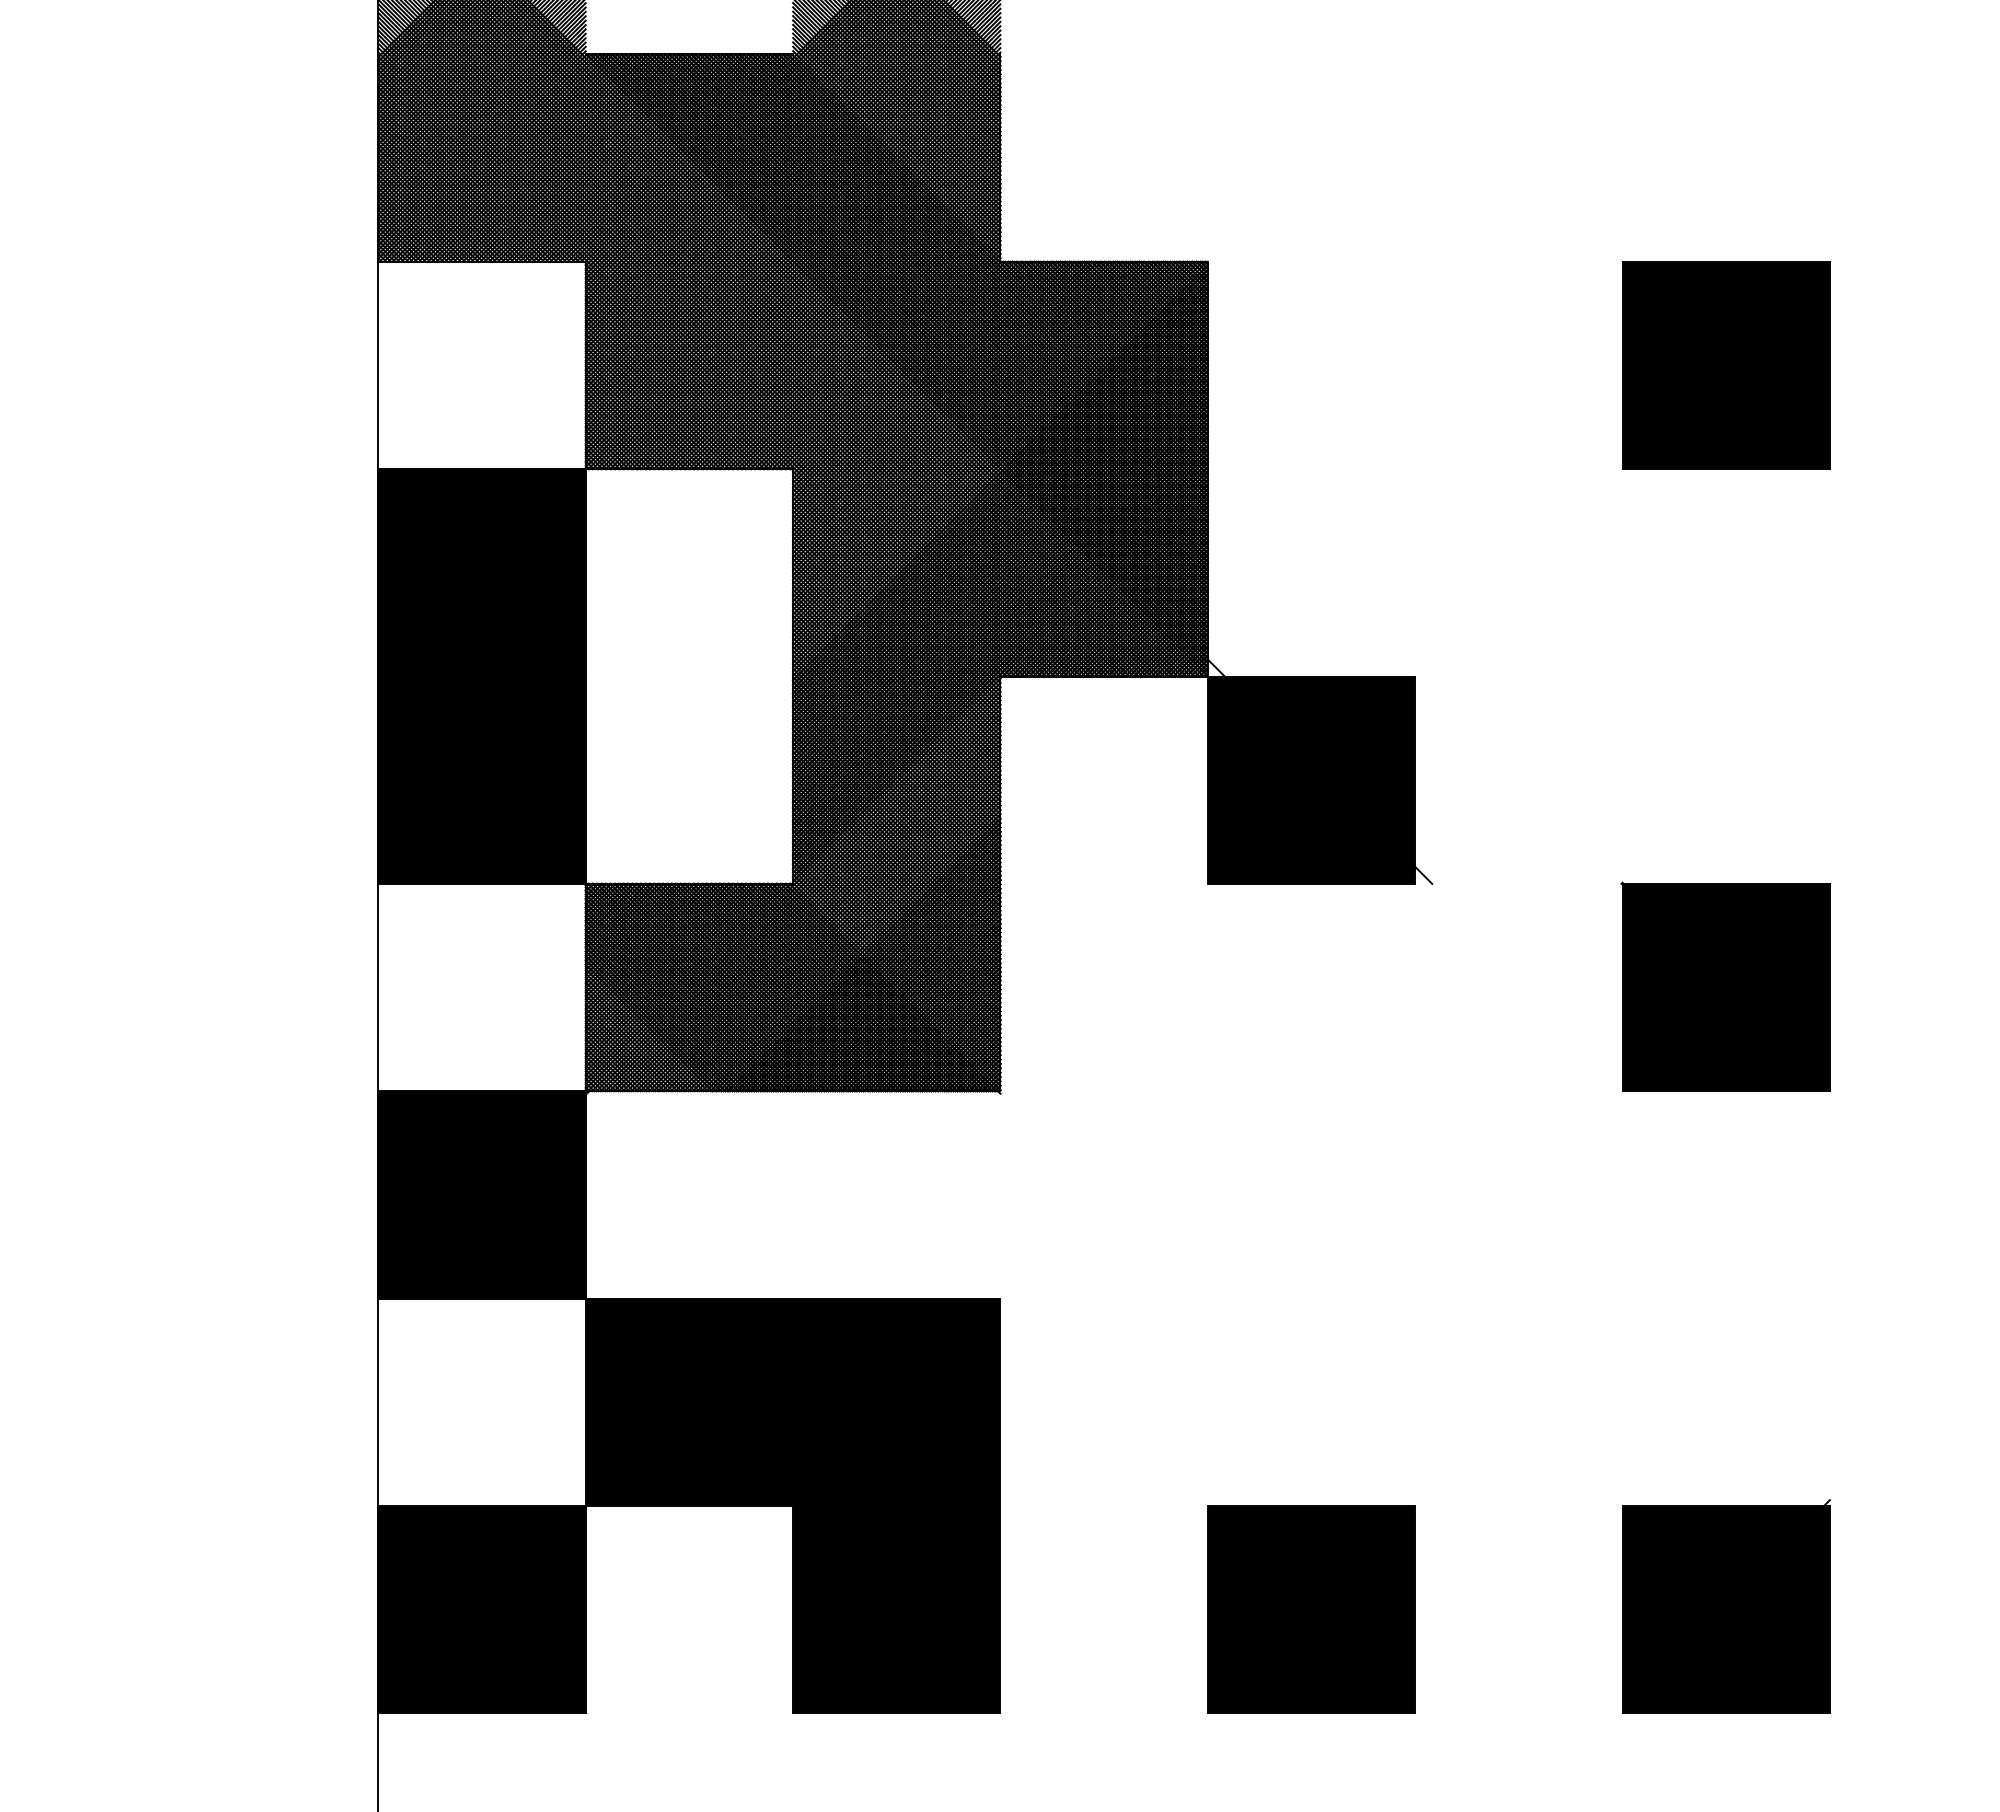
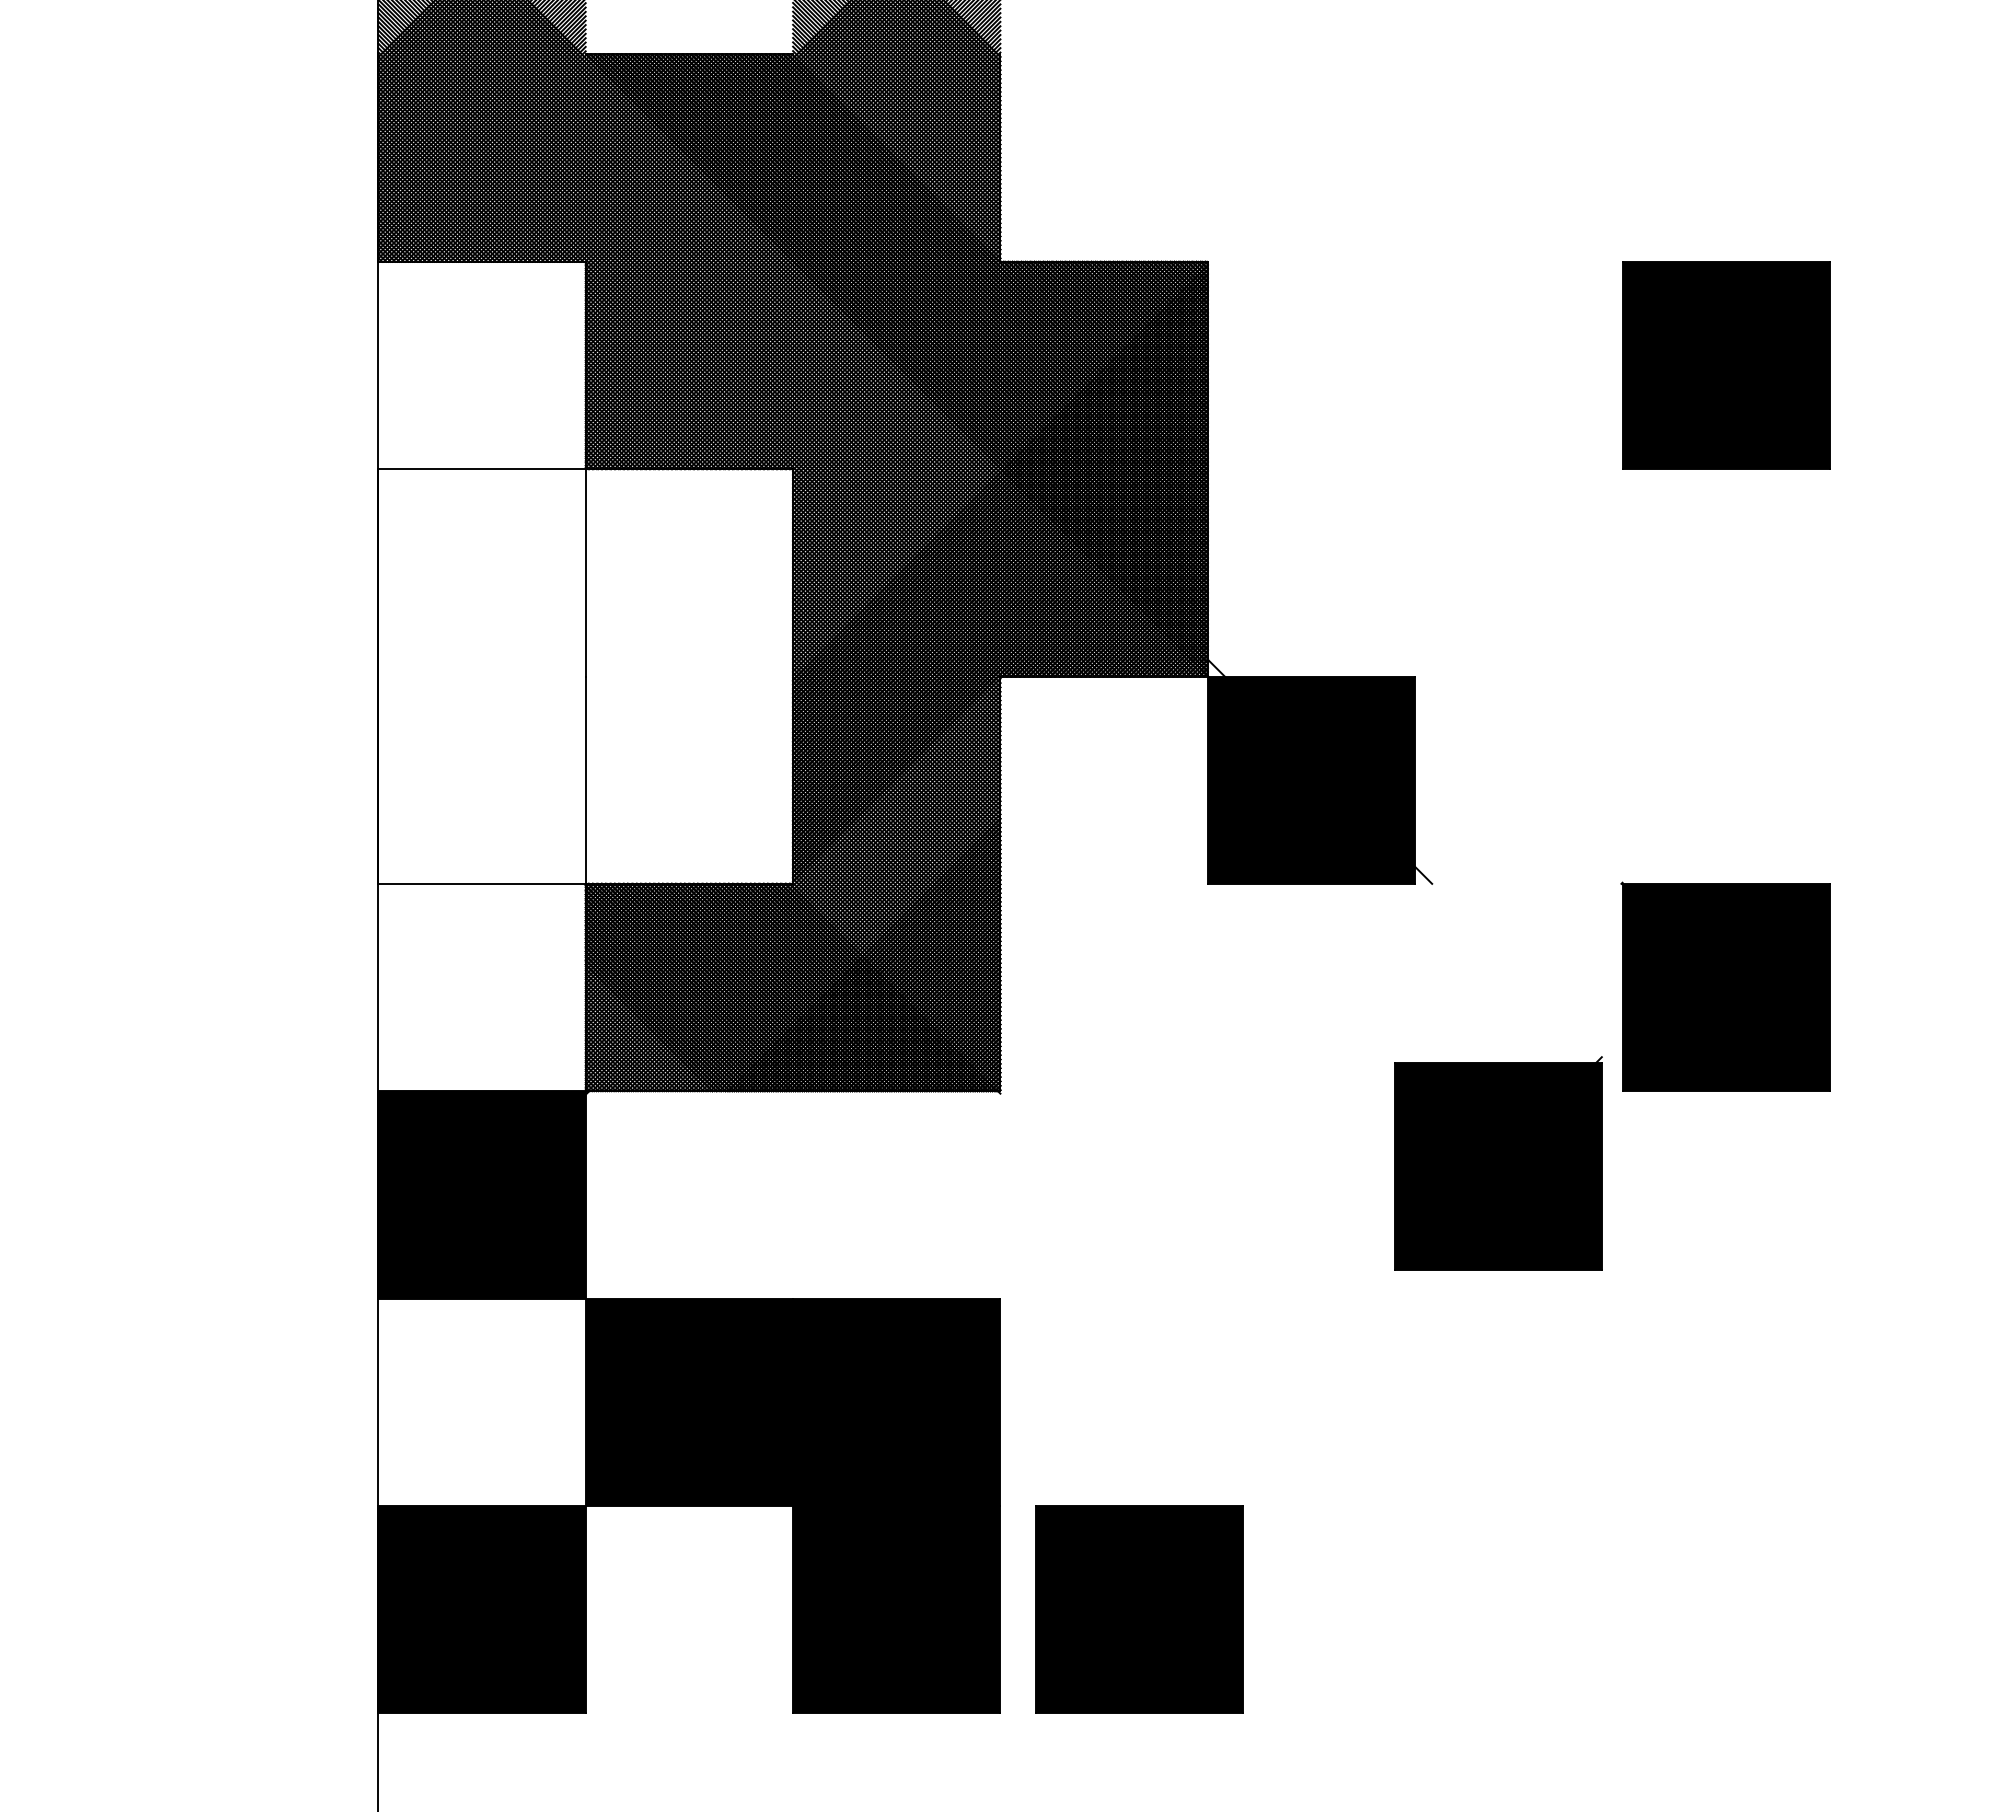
fill: present -> none (481, 676)
part position: (1726, 1606) -> (1498, 1163) (1498, 1163)
part position: (1311, 1609) -> (1139, 1609) (1139, 1609)
